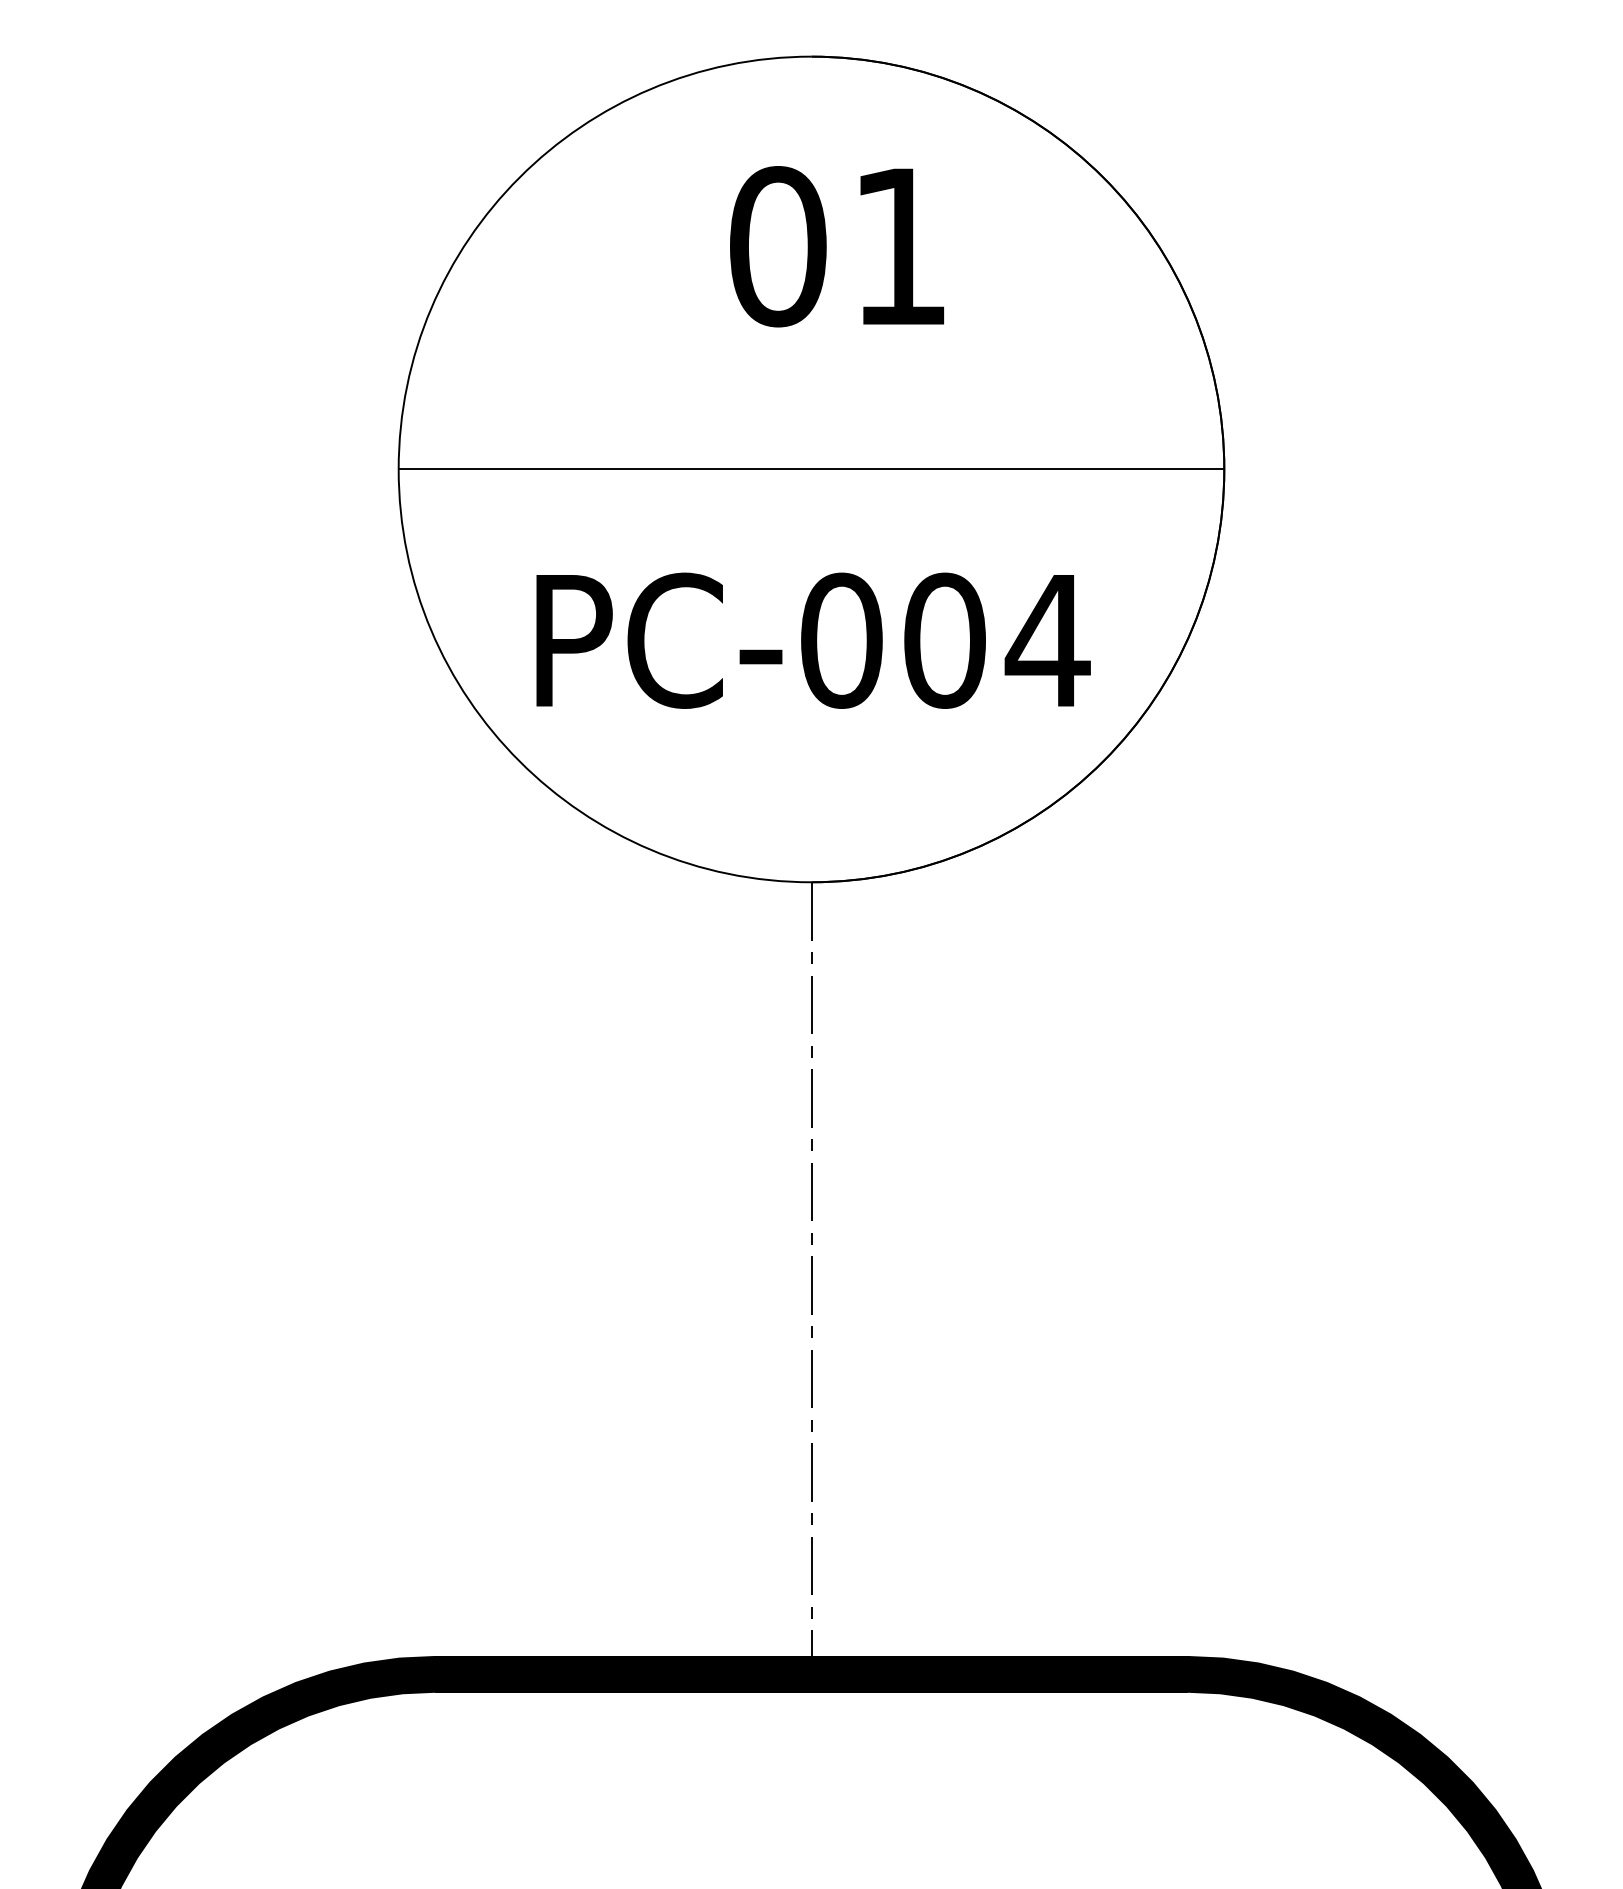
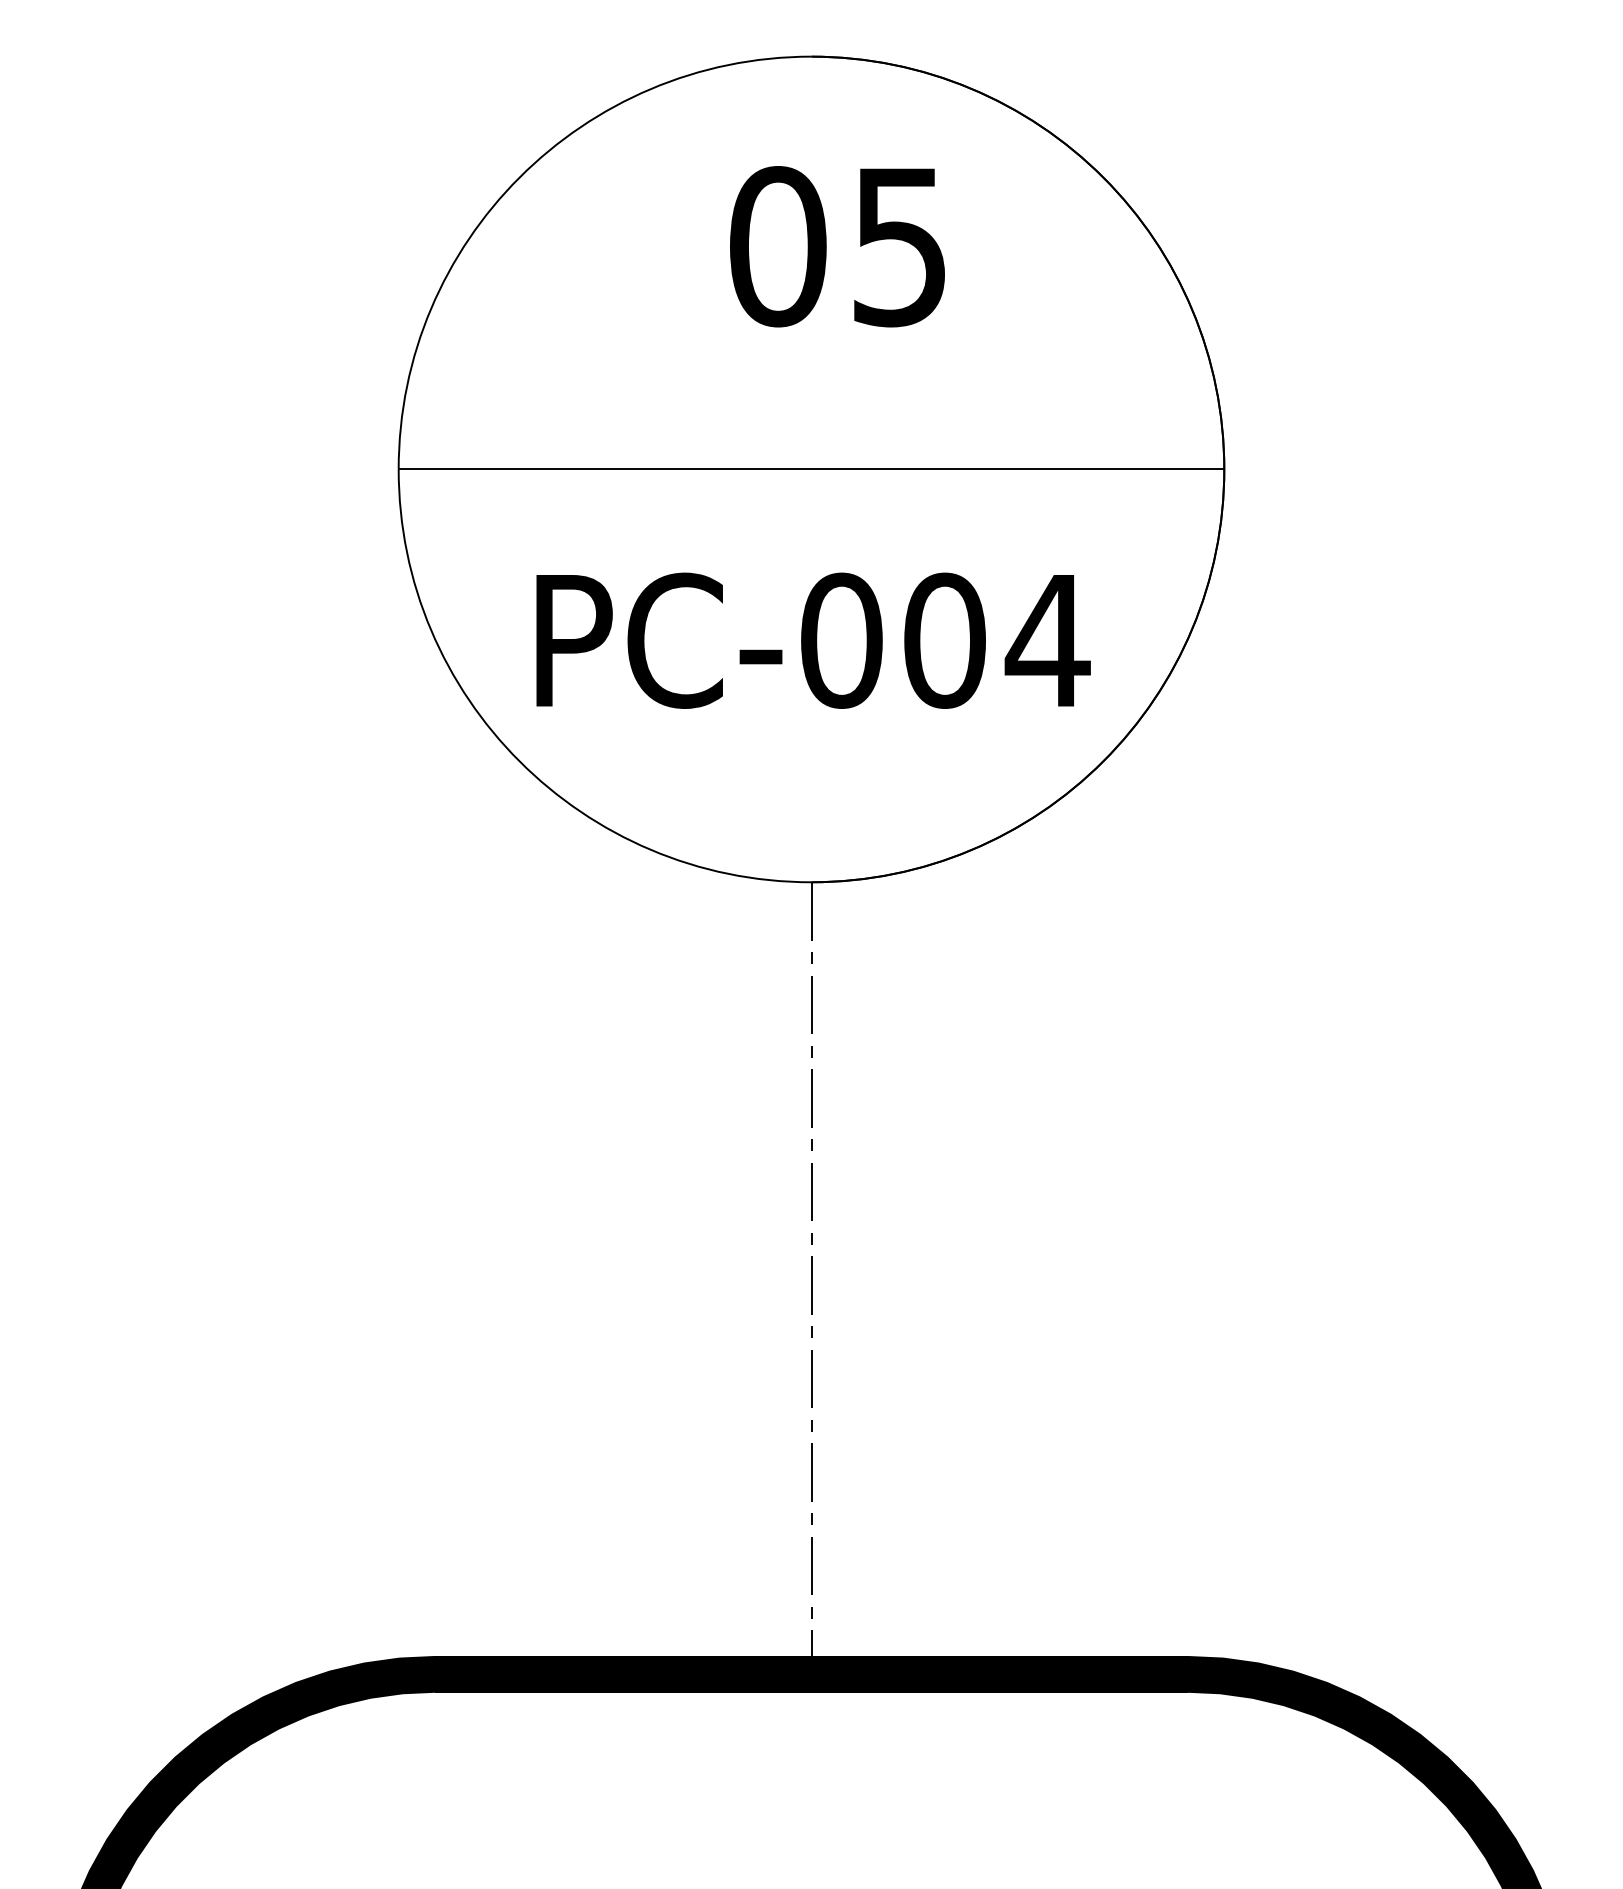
text: 01 -> 05 (899, 247)
